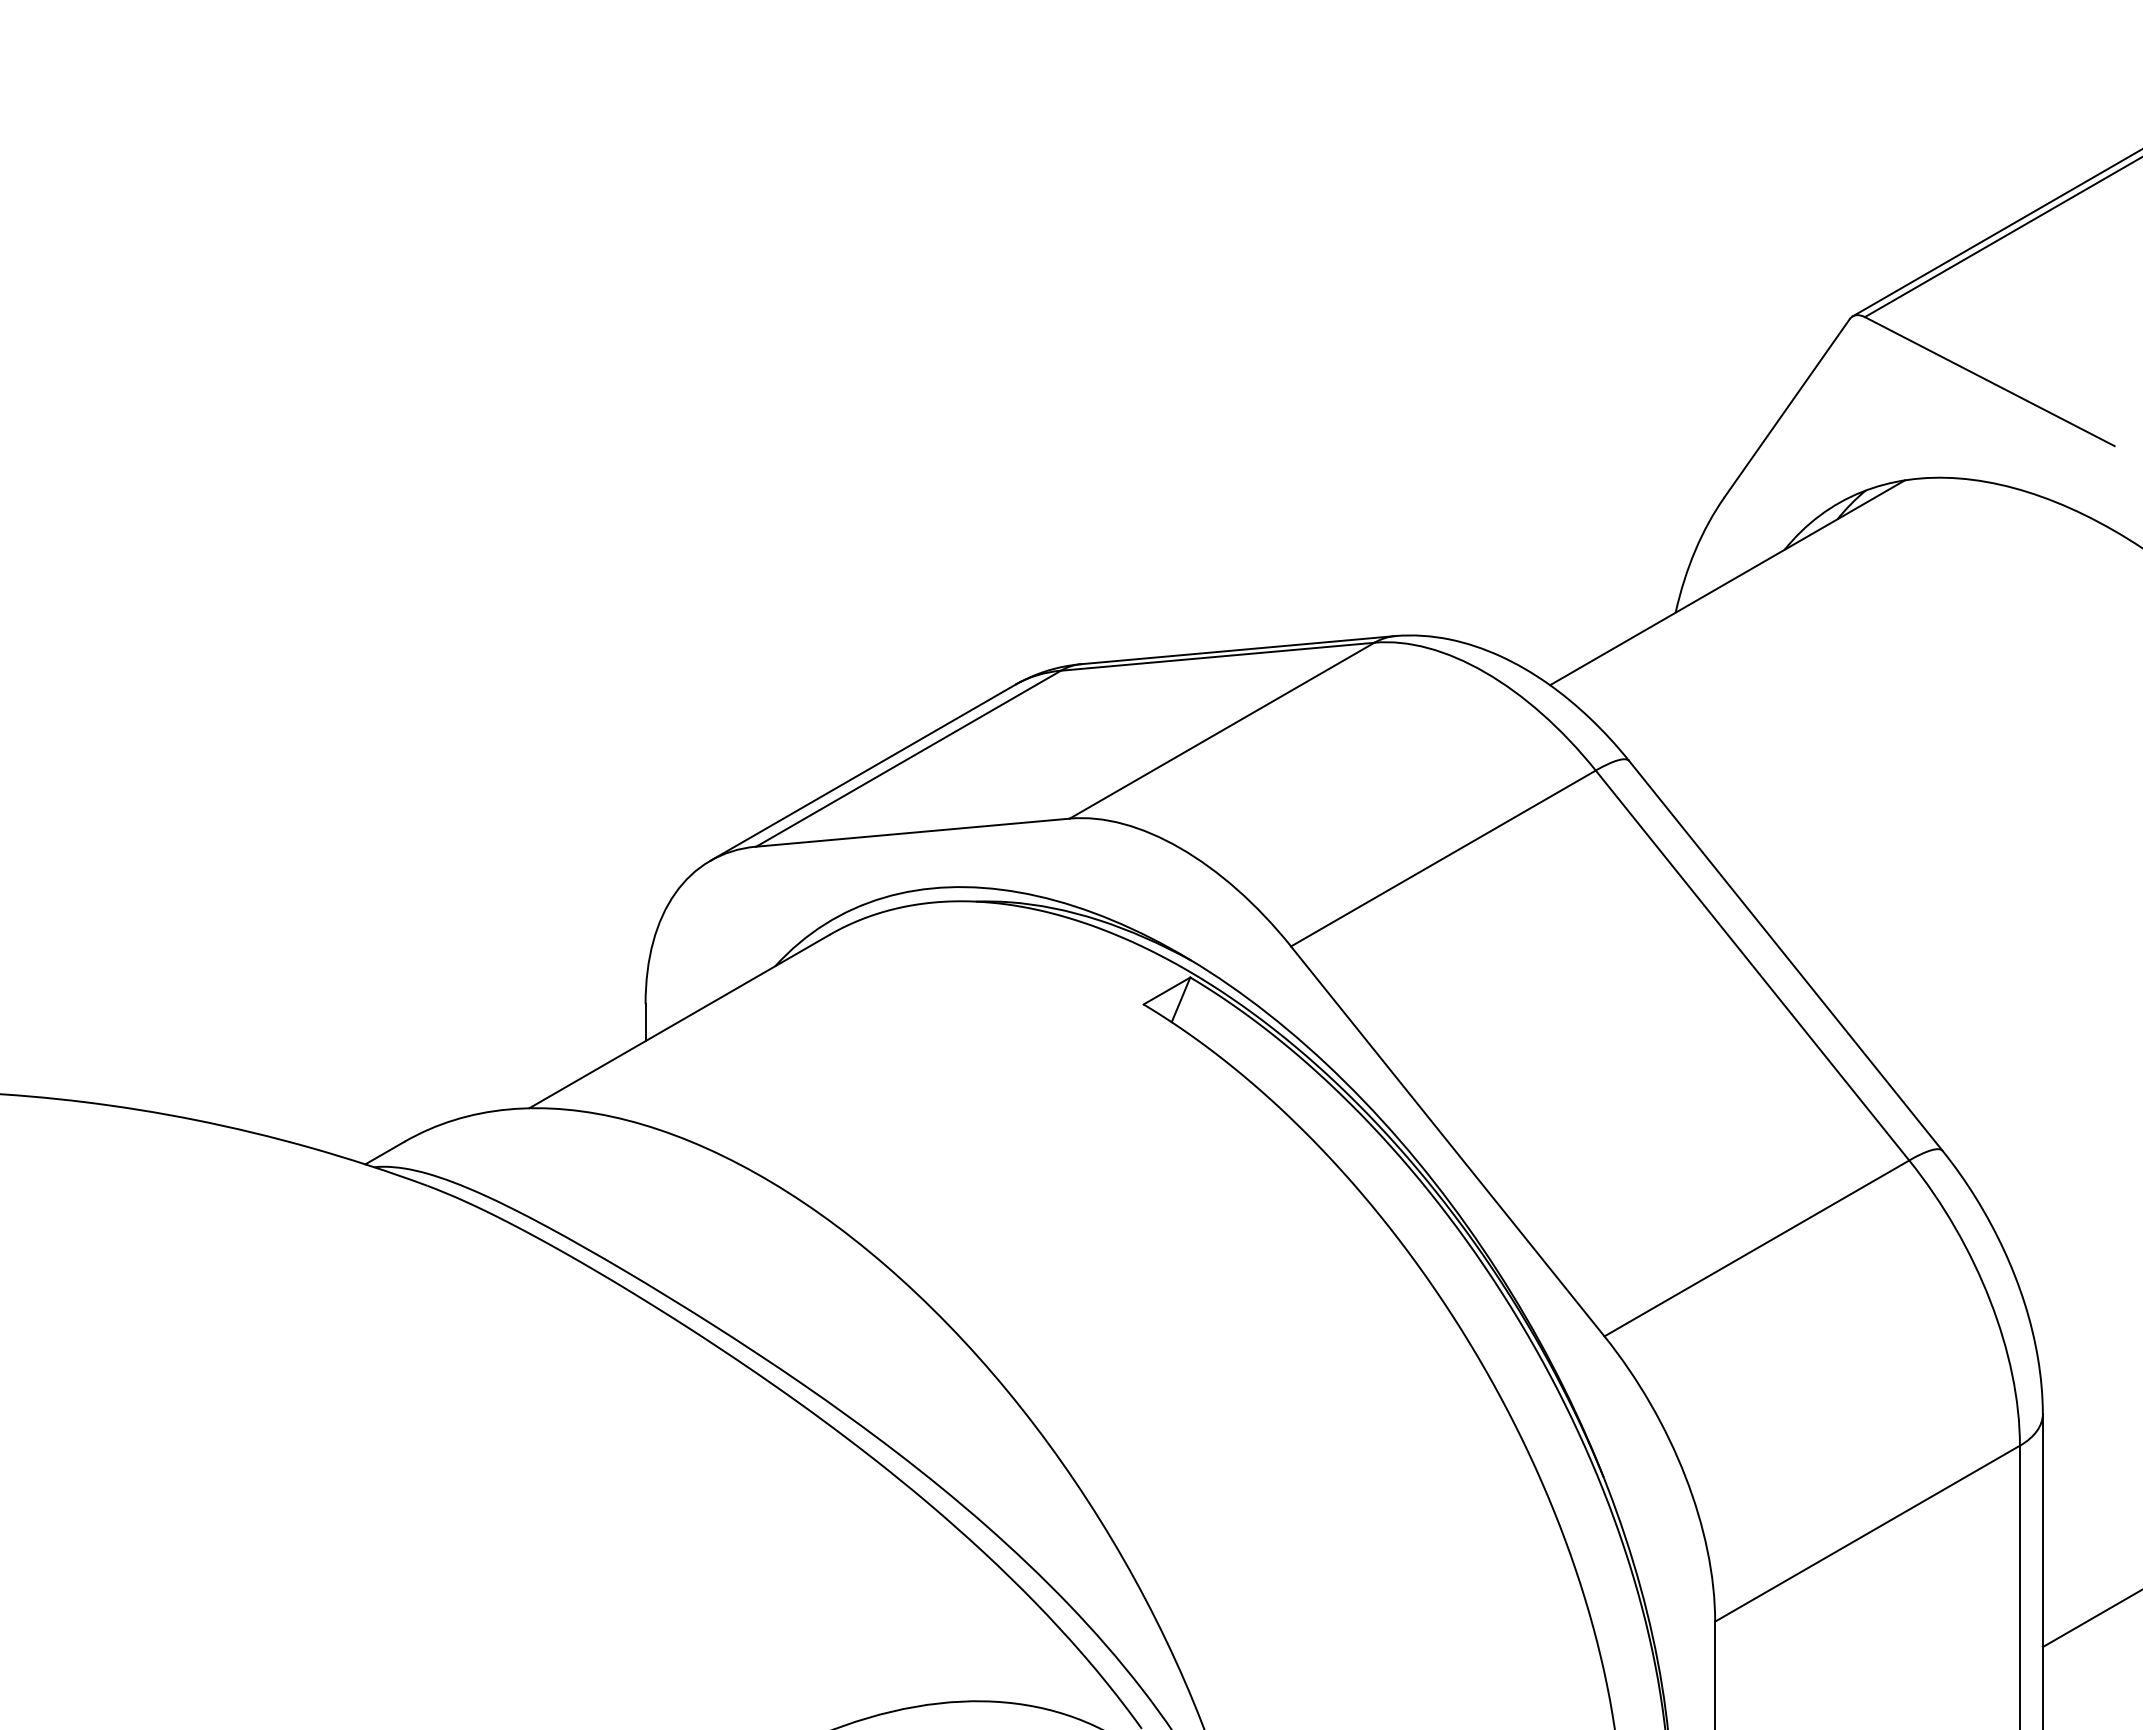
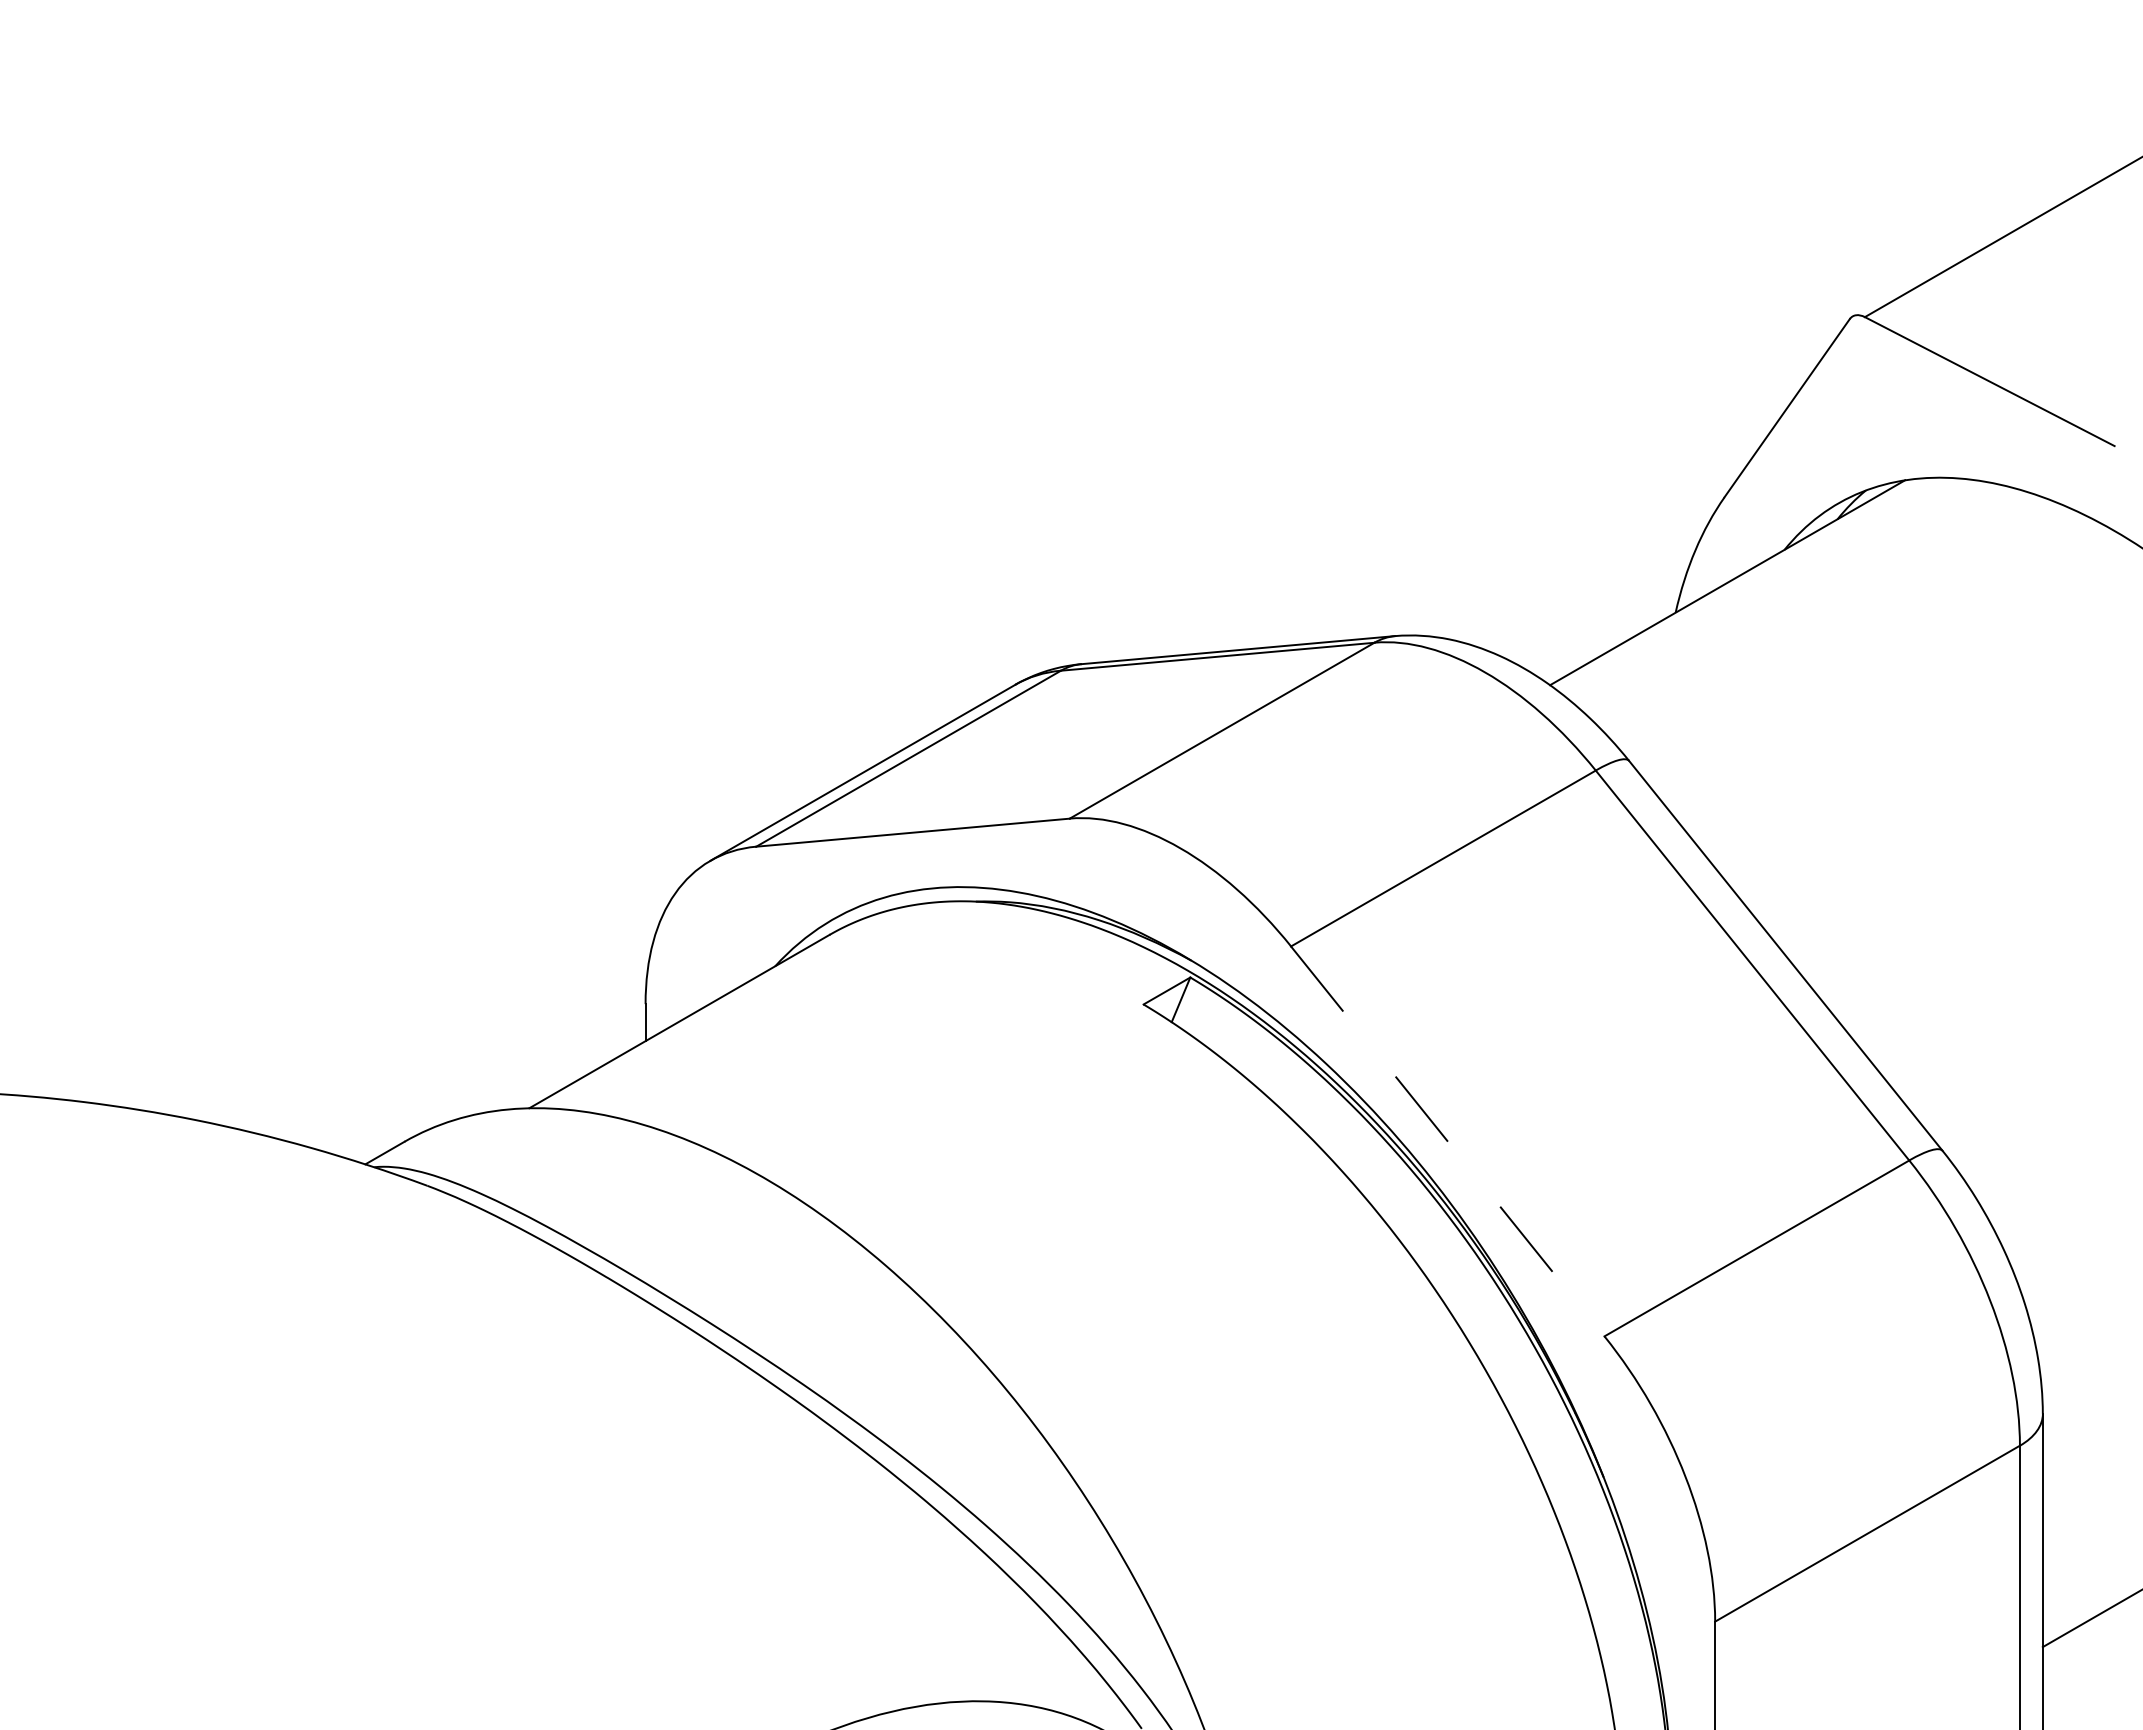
line: present -> none (1995, 233)
line: solid -> dashed (1448, 1141)
